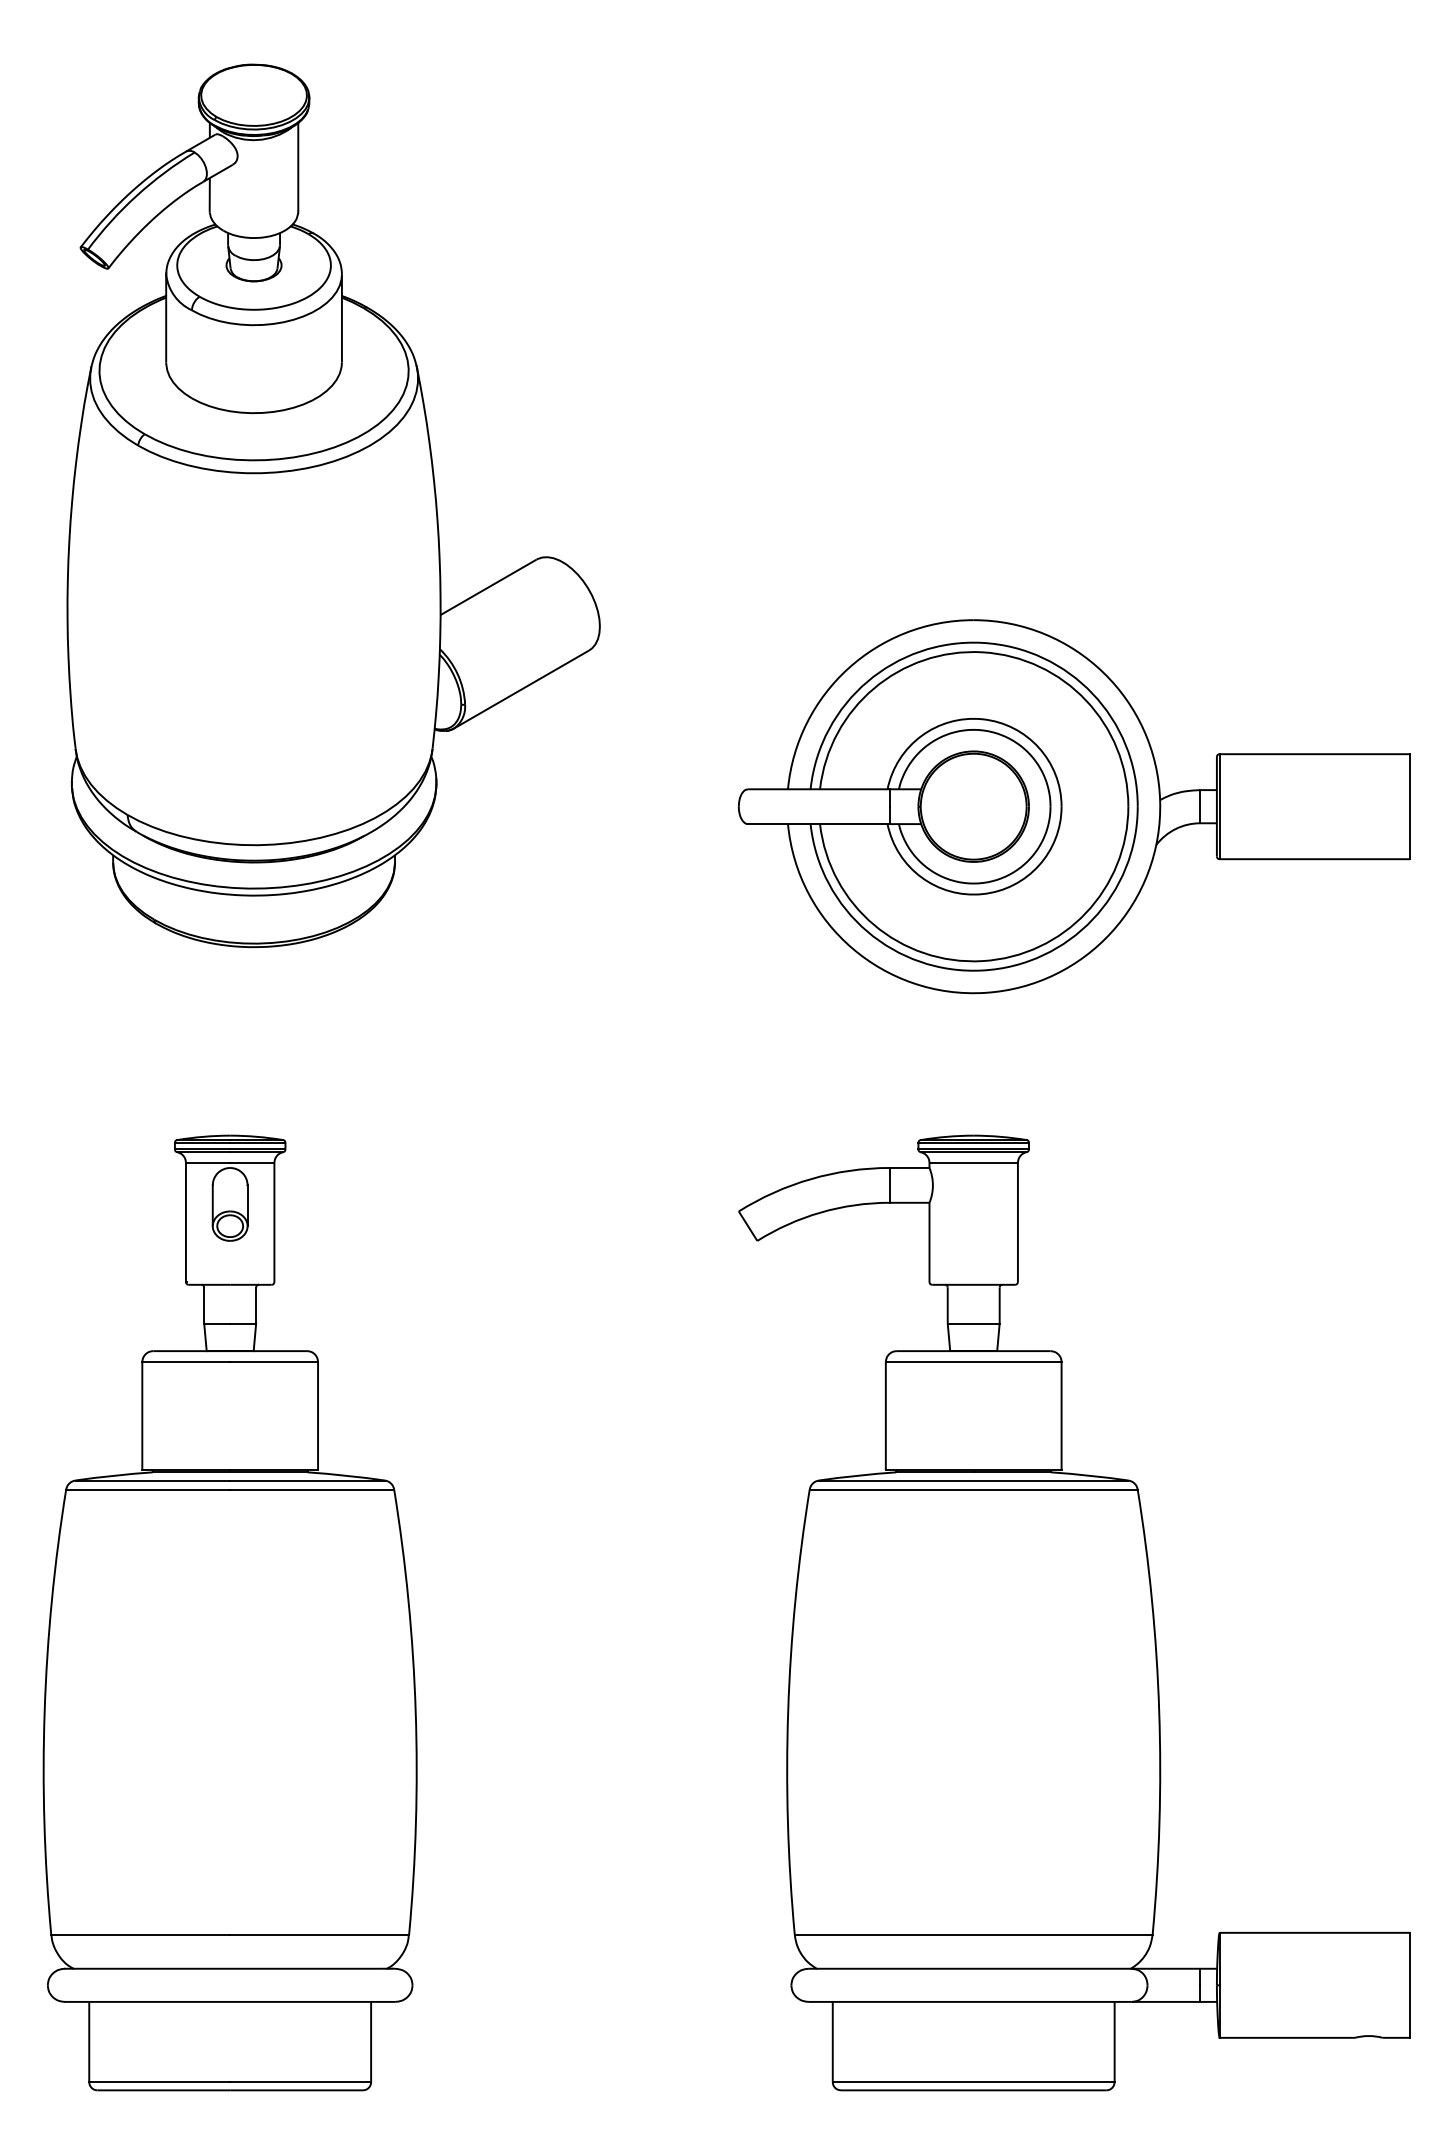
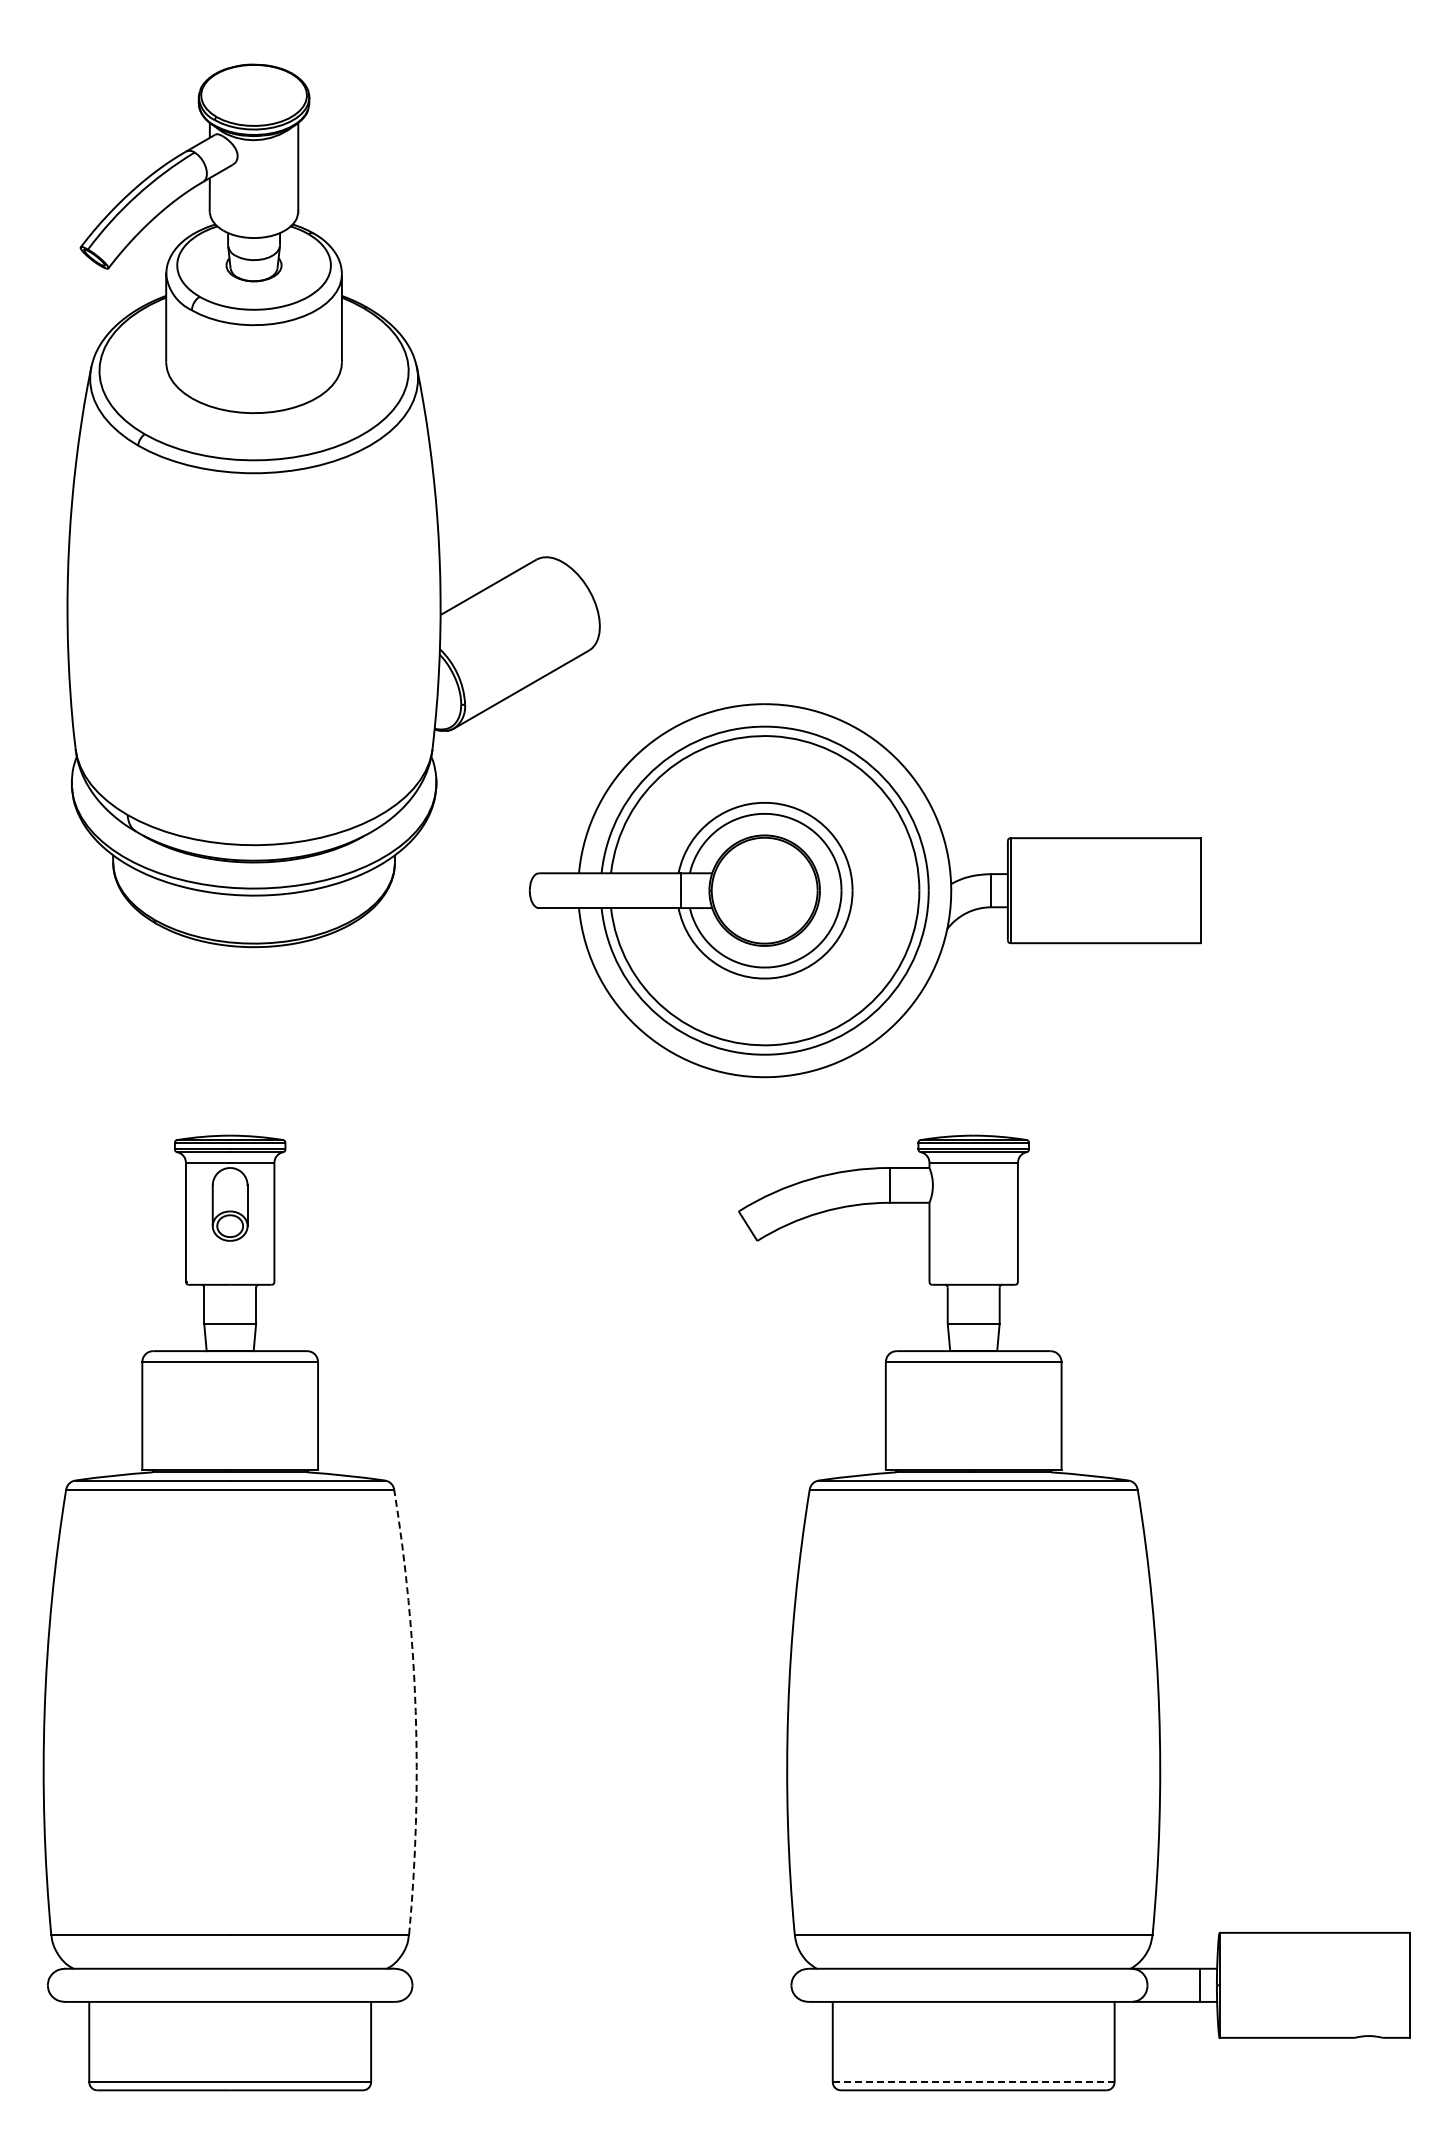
part position: (1073, 806) -> (864, 890) (864, 890)
arc: solid -> dashed (415, 1711)
line: solid -> dashed (973, 2082)
